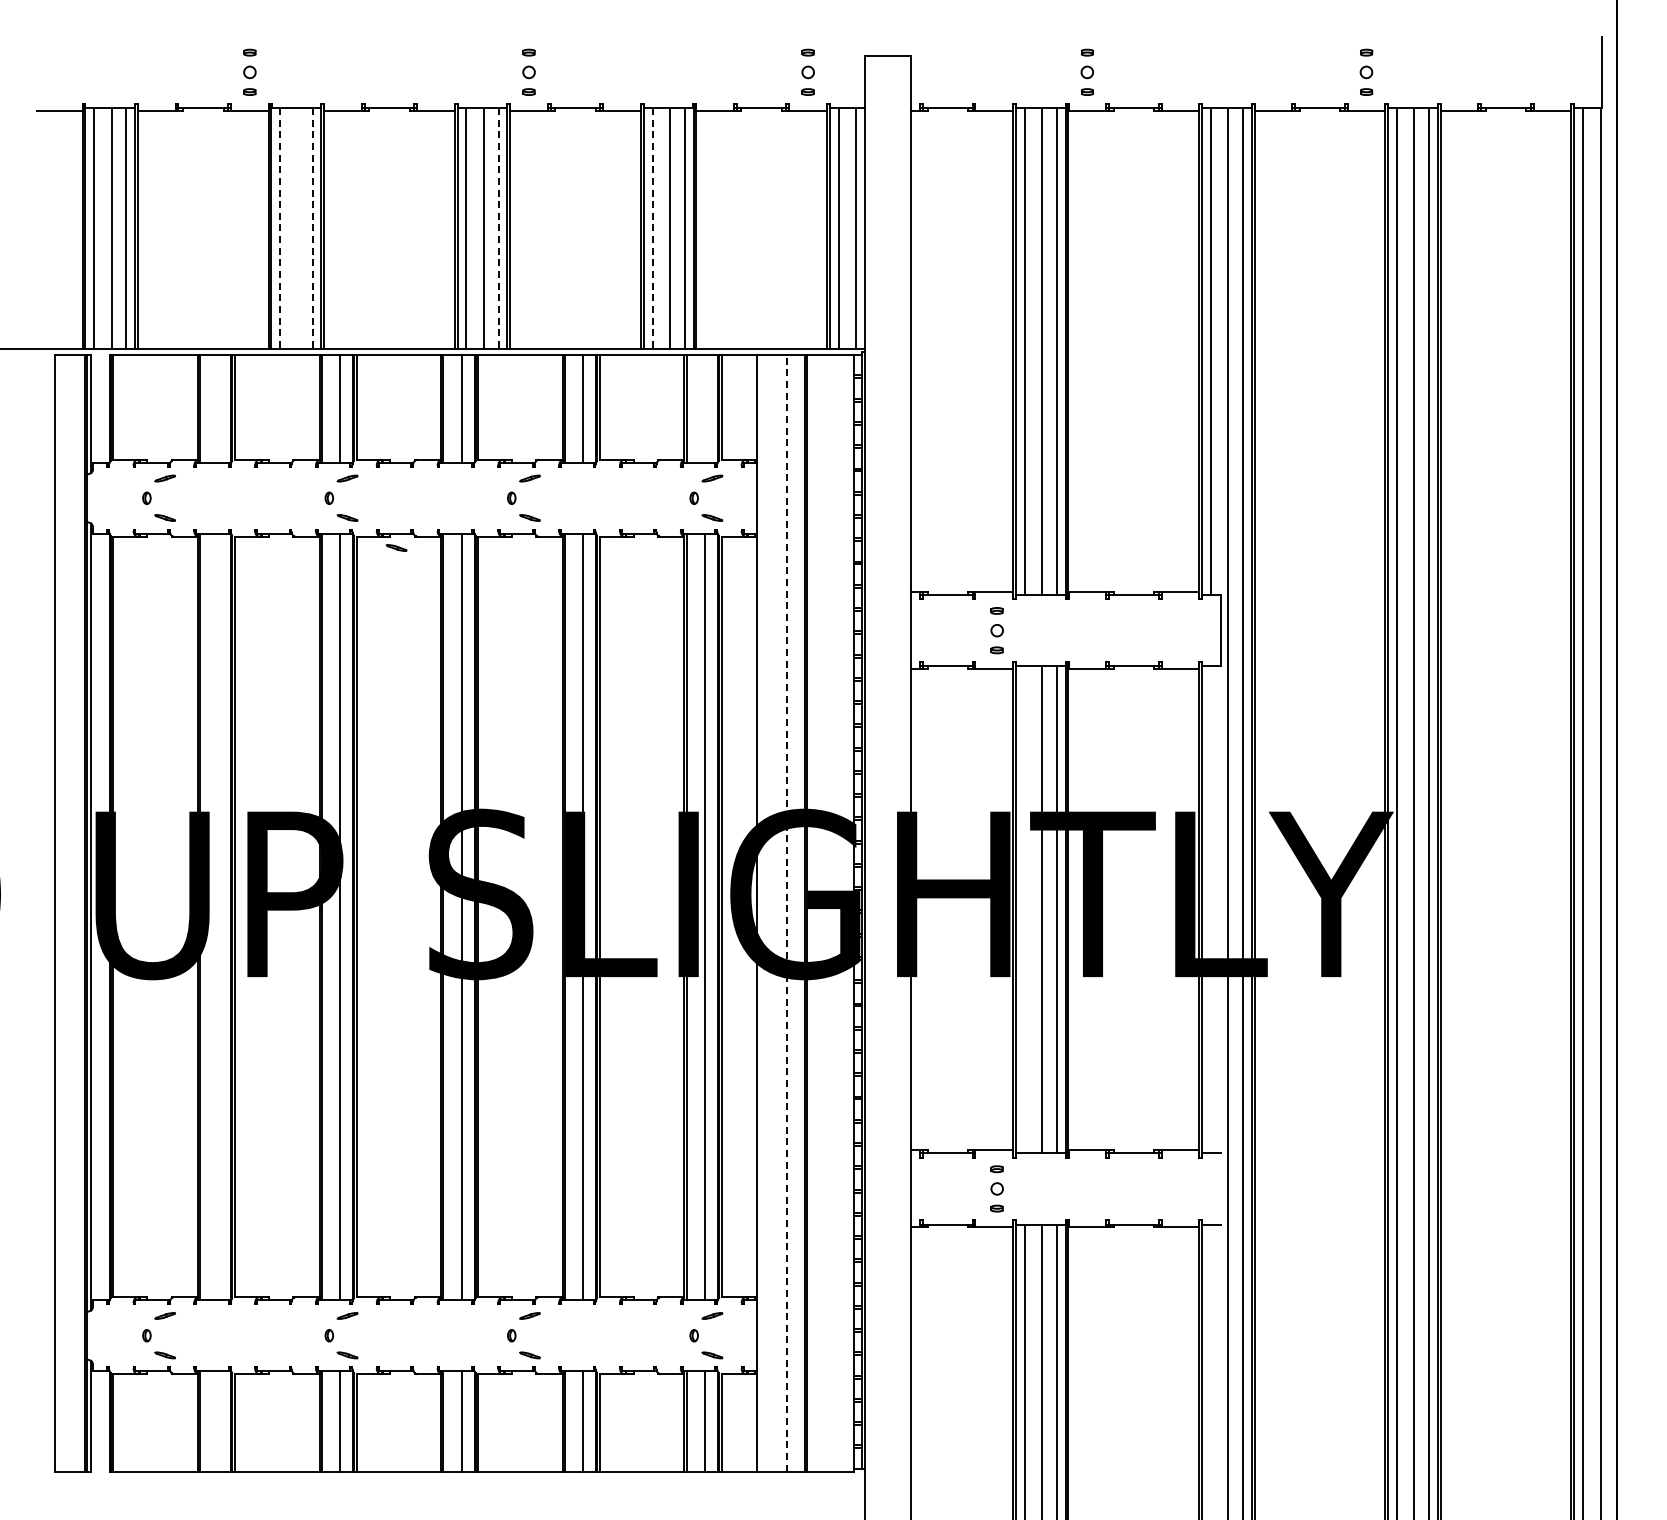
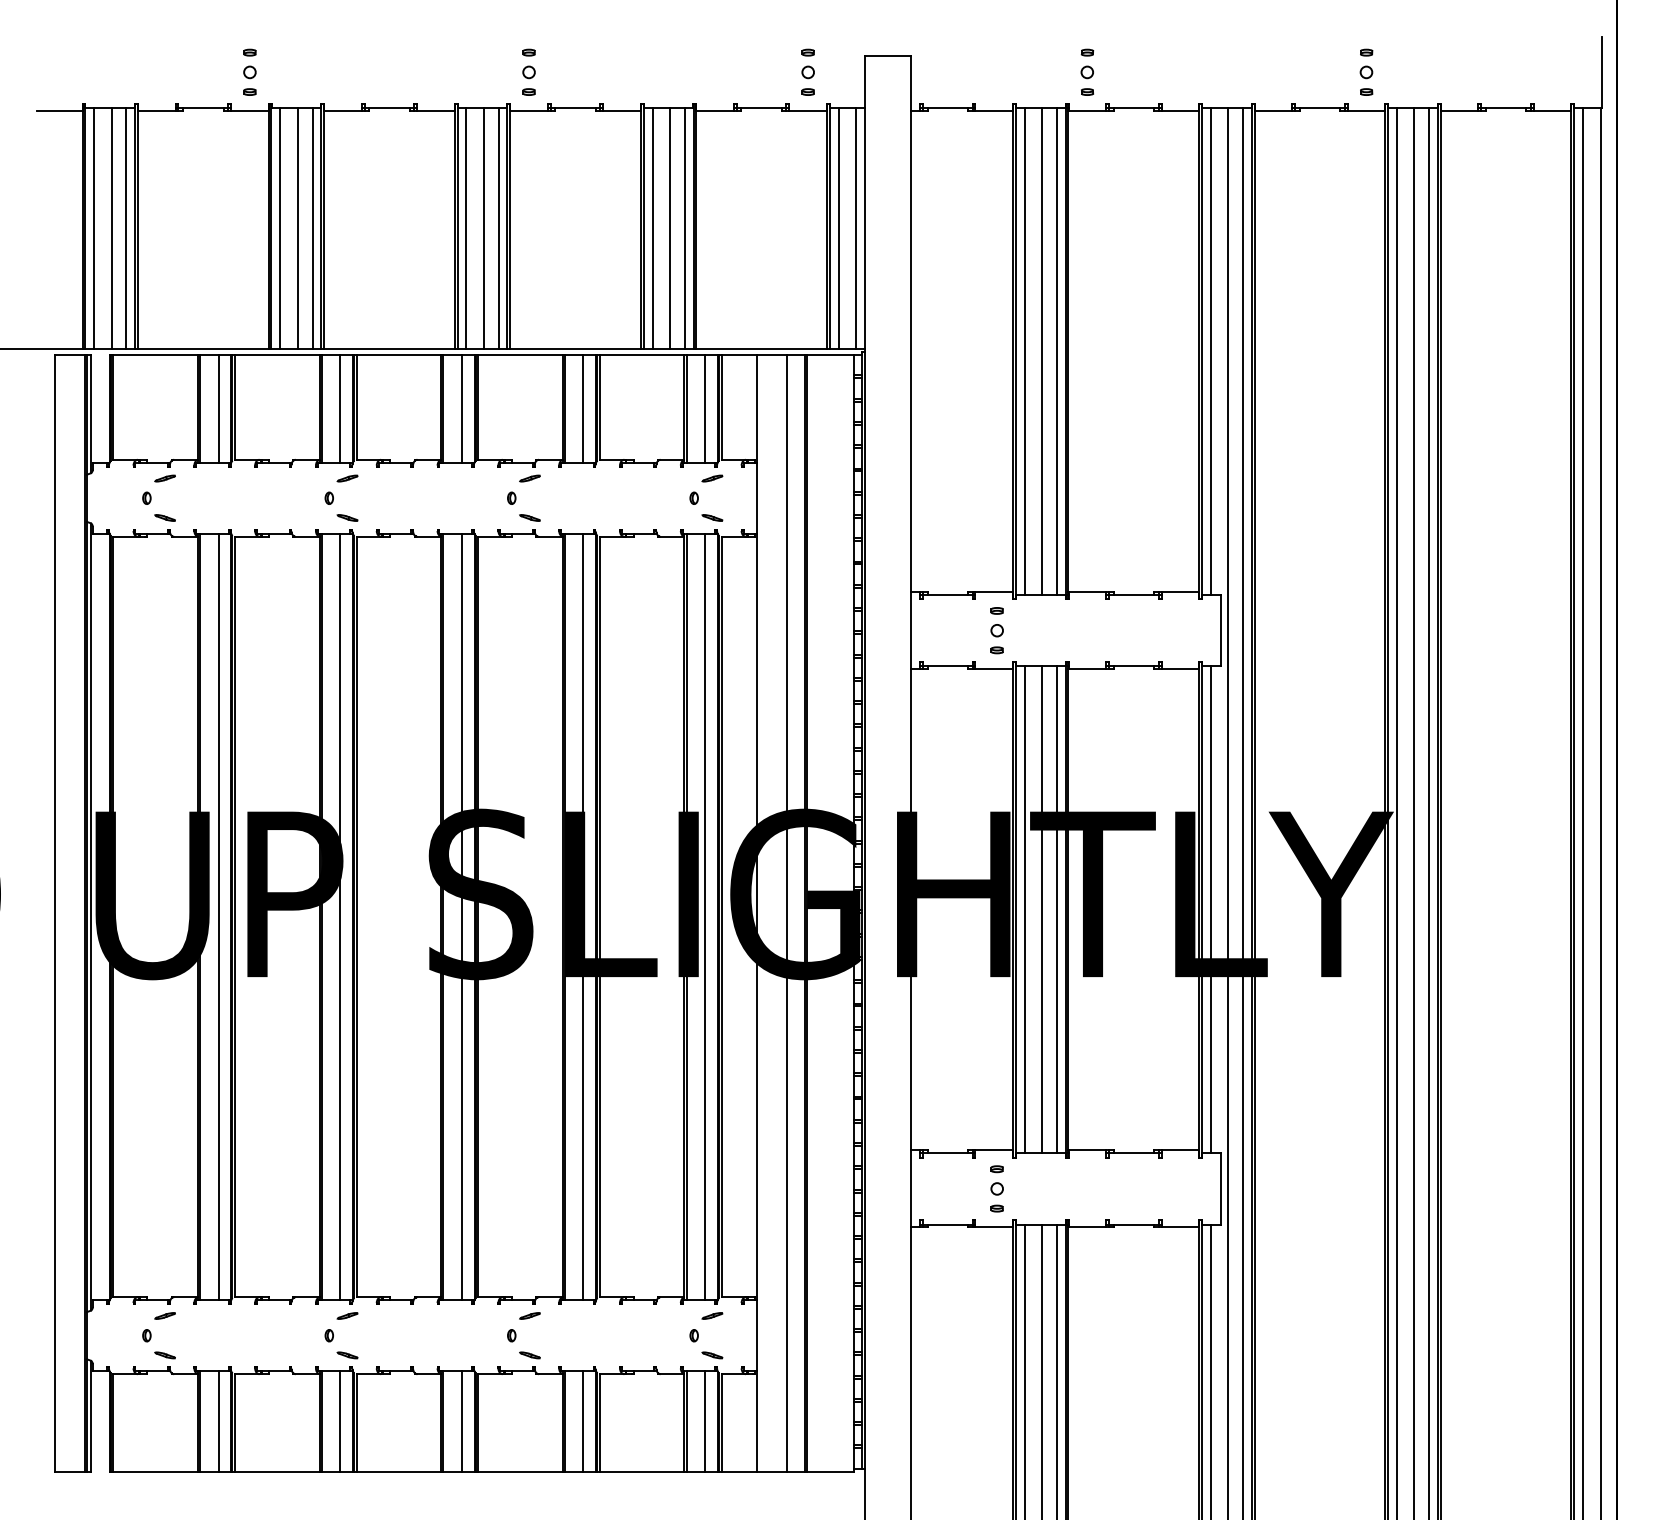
line: dashed -> solid (280, 228)
line: none -> present (297, 228)
line: dashed -> solid (312, 228)
line: dashed -> solid (498, 228)
line: dashed -> solid (652, 228)
line: none -> present (218, 408)
line: none -> present (704, 408)
part: present -> none (396, 547)
line: none -> present (1024, 909)
line: none -> present (1210, 909)
line: dashed -> solid (787, 912)
line: none -> present (218, 916)
line: none -> present (1221, 1188)
line: none -> present (1210, 1370)
line: none -> present (218, 1421)
